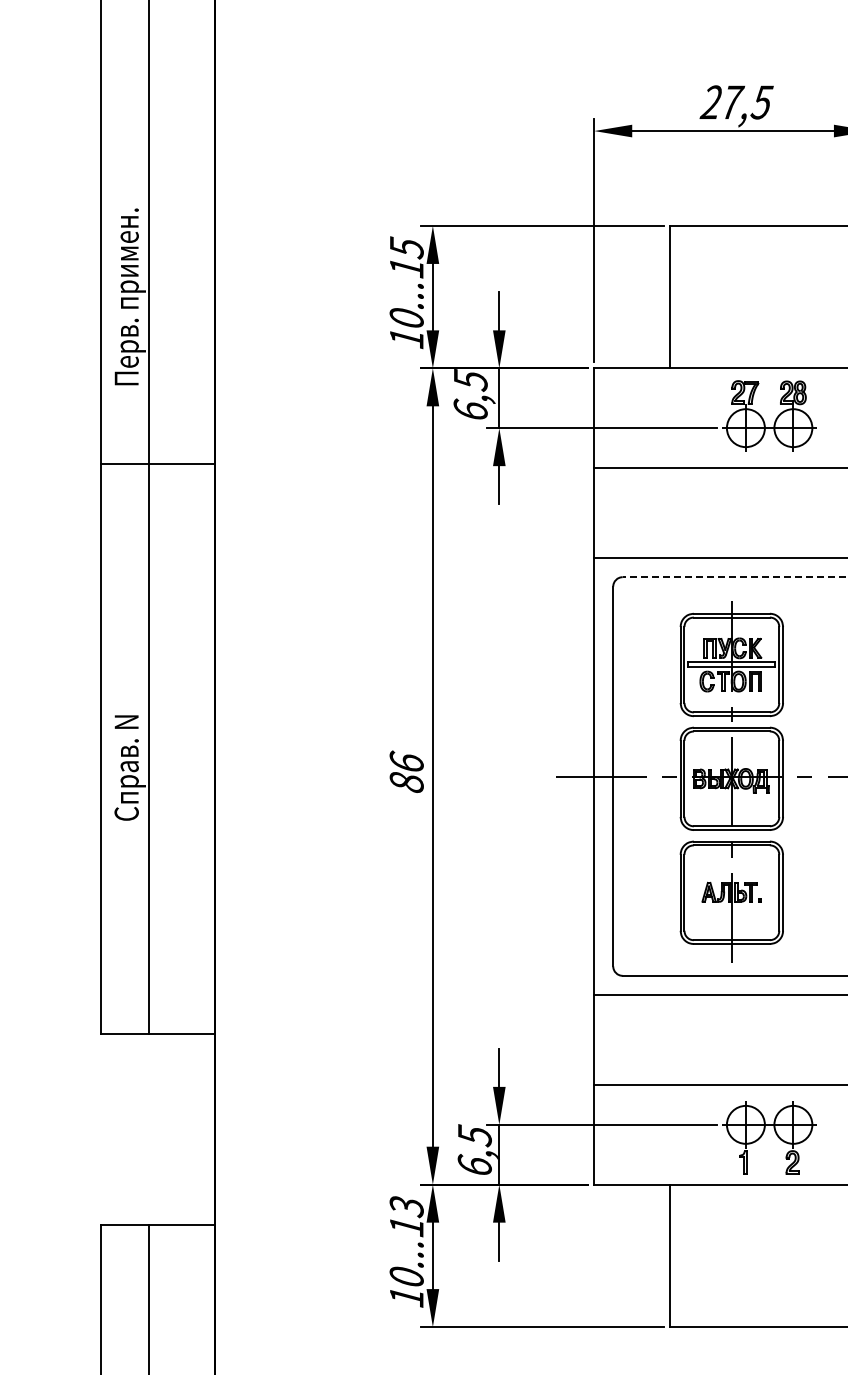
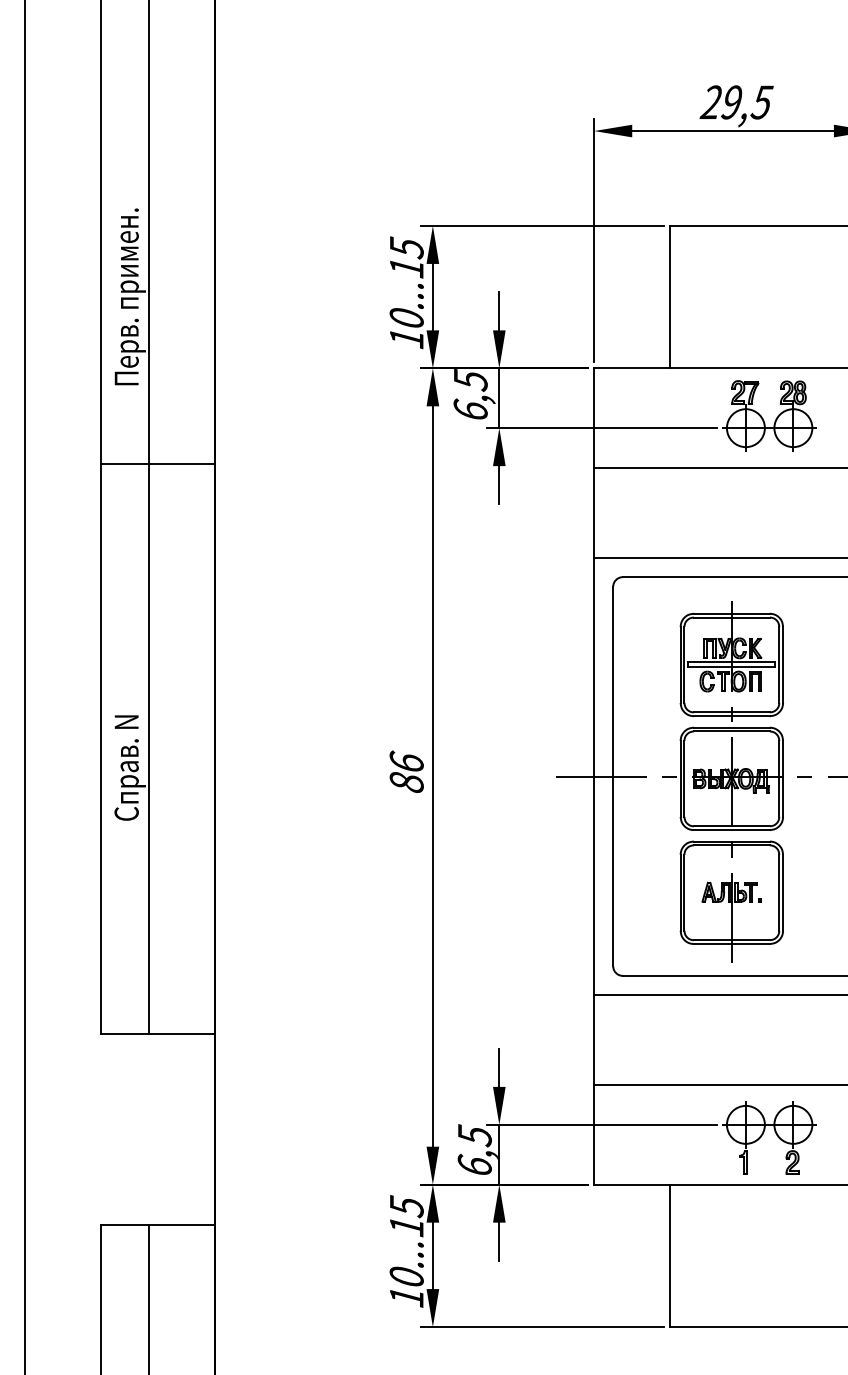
text: 27,5 -> 29,5 (733, 102)
line: dashed -> solid (734, 577)
line: none -> present (25, 686)
text: 10...13 -> 10...15 (406, 1205)
